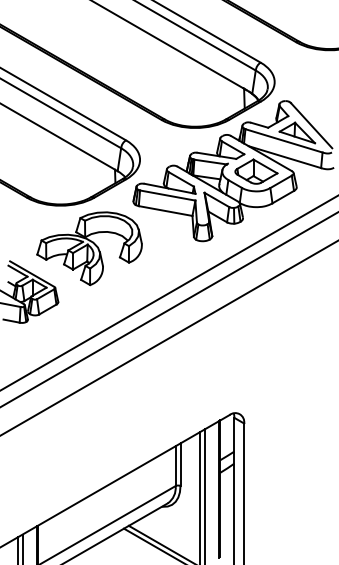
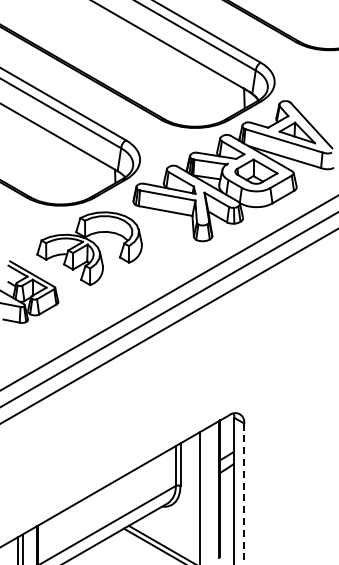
line position: (168, 338) -> (168, 326) (168, 326)
line: solid -> dashed (244, 494)
line: present -> none (204, 495)
